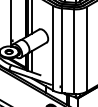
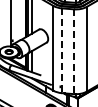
line: solid -> dashed (61, 51)
line: solid -> dashed (74, 52)
